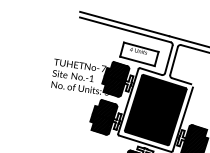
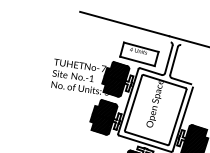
line: present -> none (125, 29)
line: present -> none (193, 48)
fill: present -> none (155, 109)
